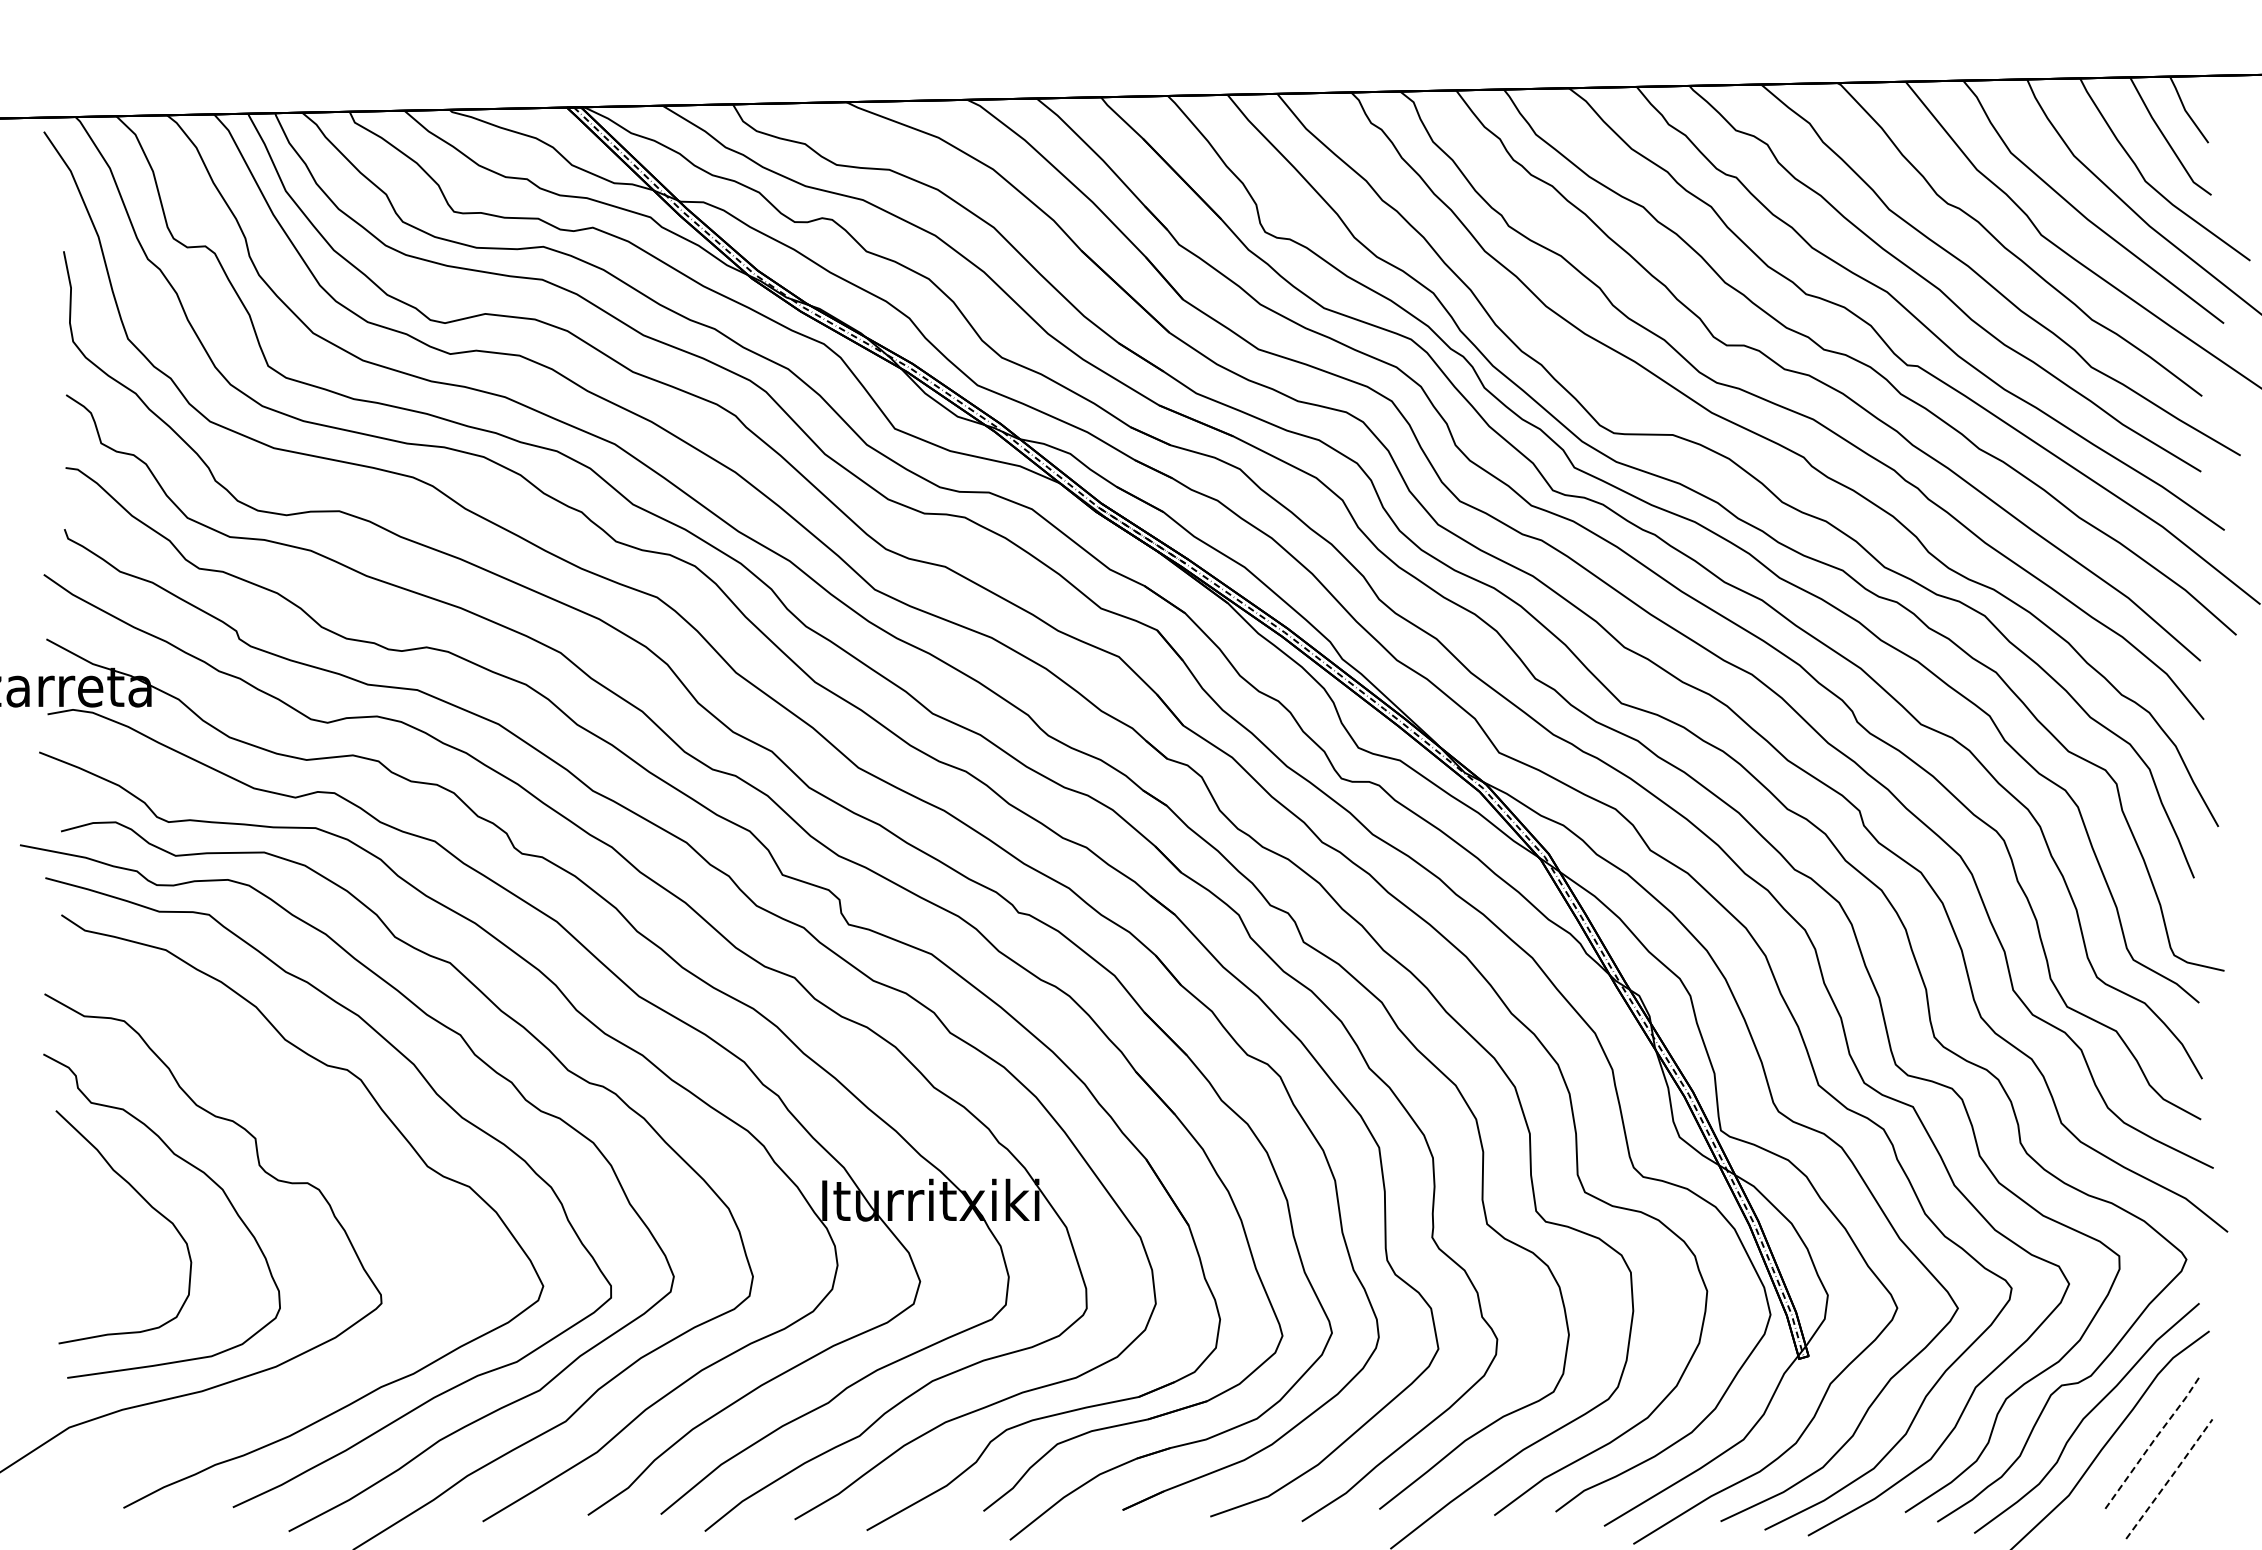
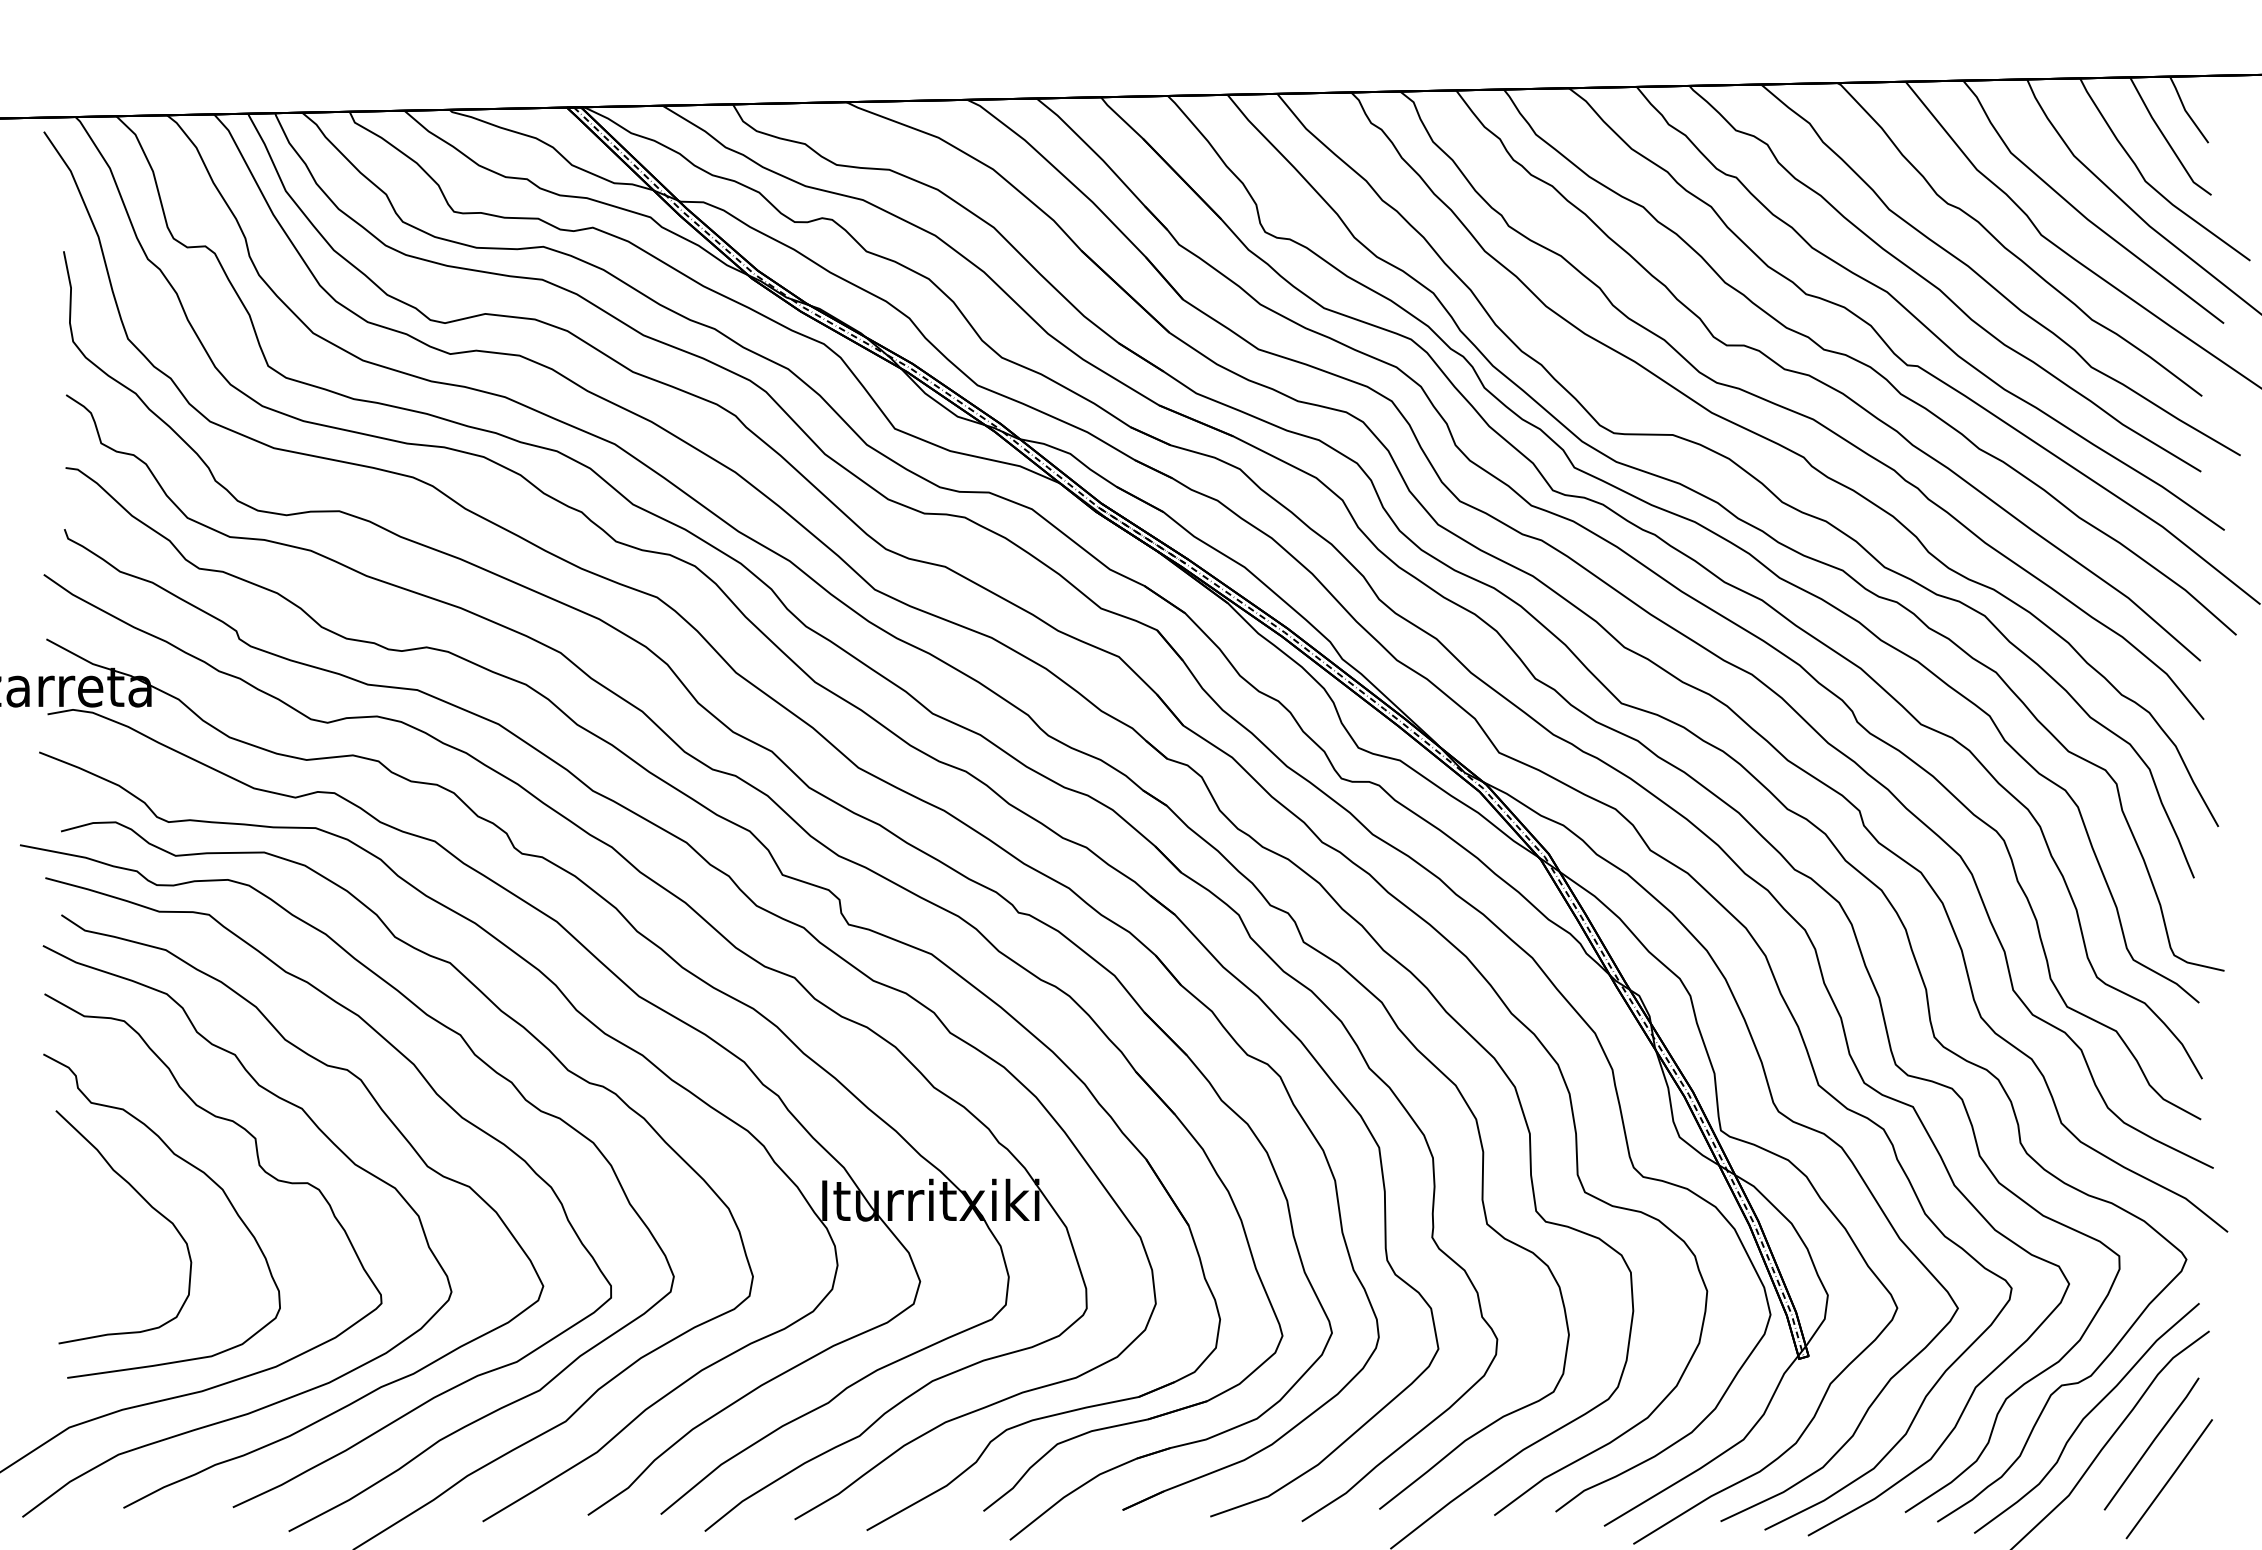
curve: none -> present (328, 1139)
line: dashed -> solid (2152, 1443)
line: dashed -> solid (2169, 1478)
